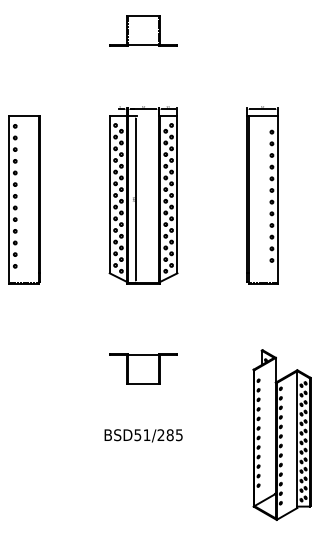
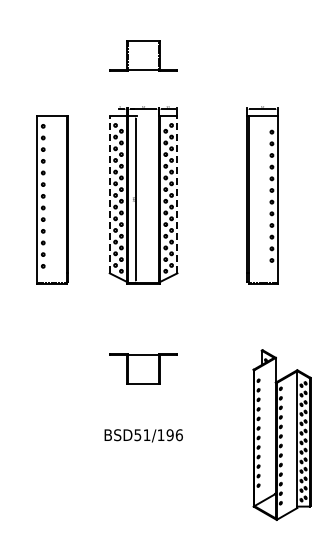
part position: (143, 30) -> (143, 55) (143, 55)
line: solid -> dashed (109, 194)
line: solid -> dashed (177, 194)
part position: (24, 199) -> (52, 199) (52, 199)
text: BSD51/285 -> BSD51/196 (169, 435)
